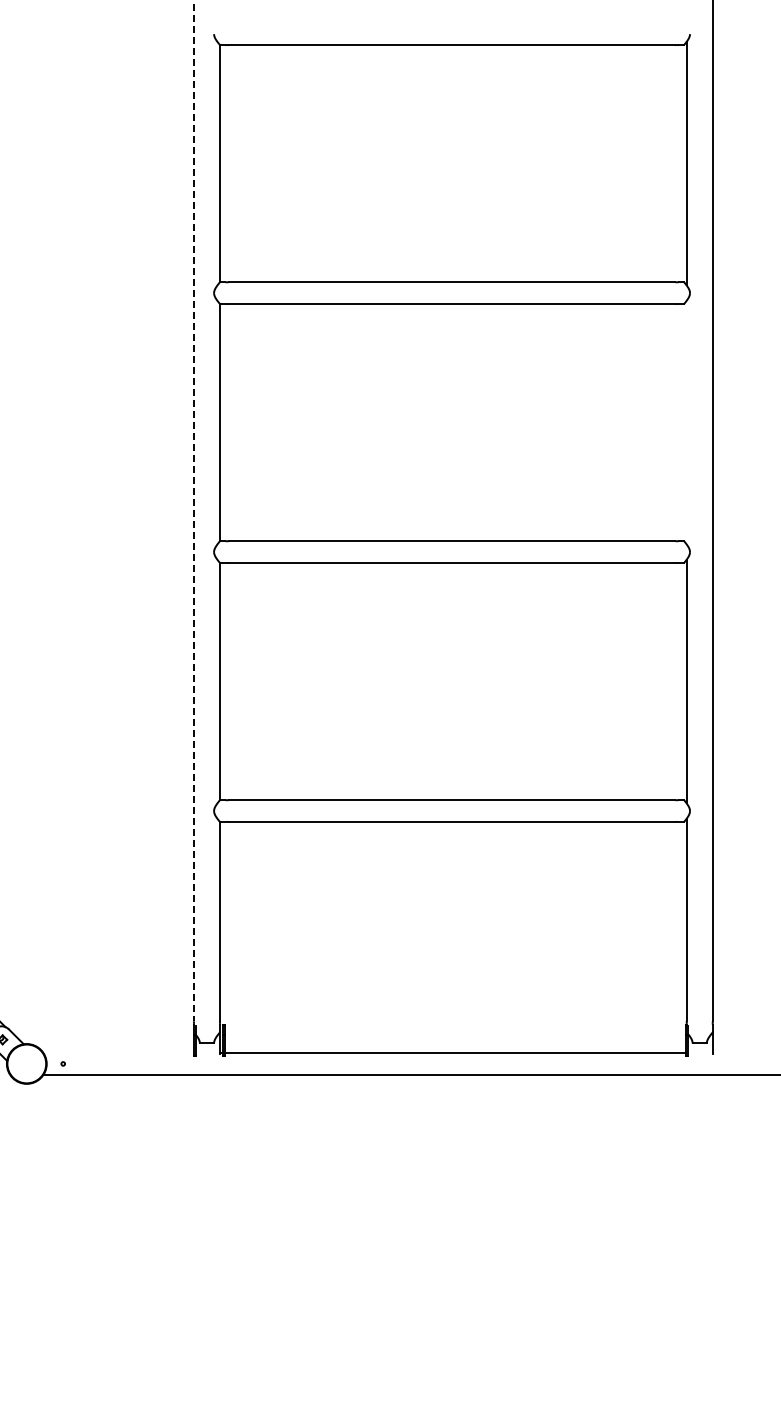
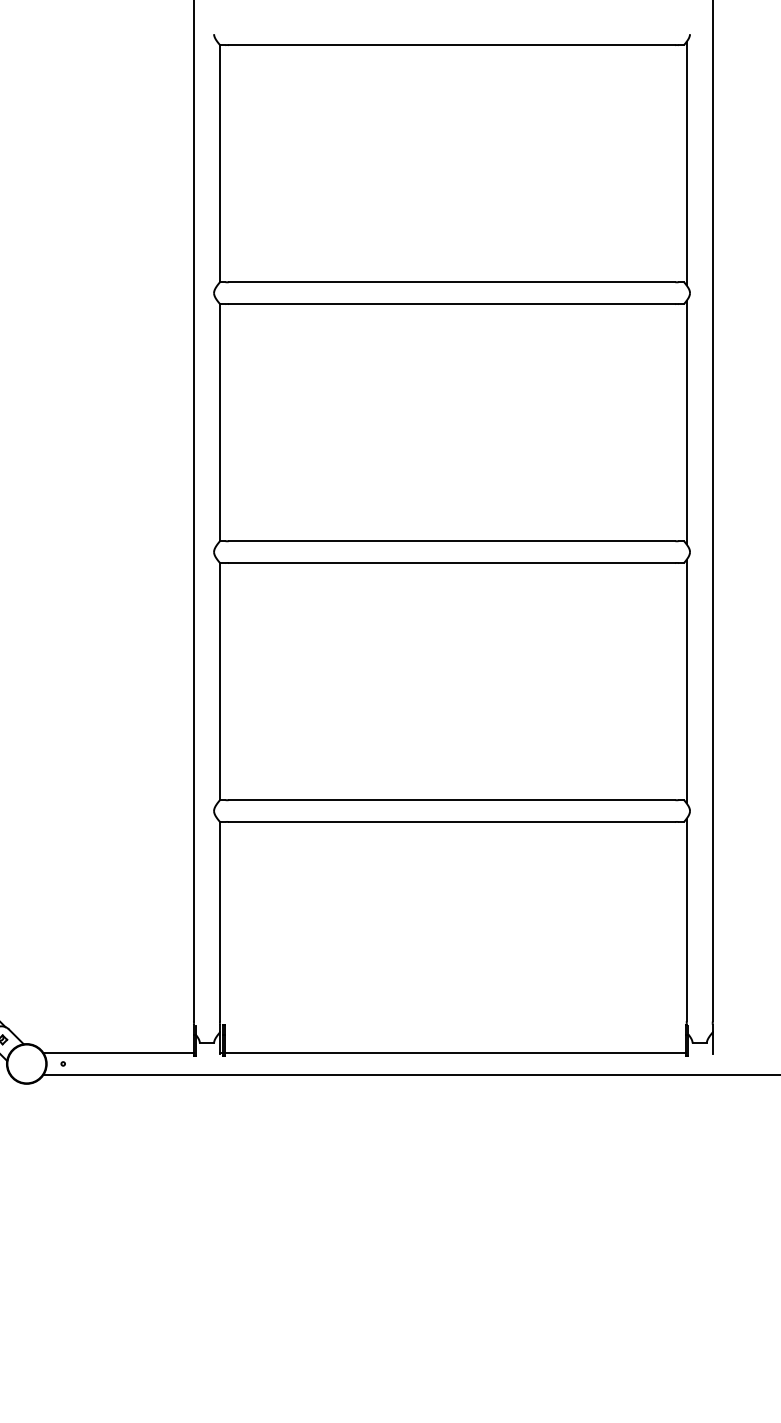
line: none -> present (686, 422)
line: dashed -> solid (193, 511)
line: none -> present (118, 1052)
